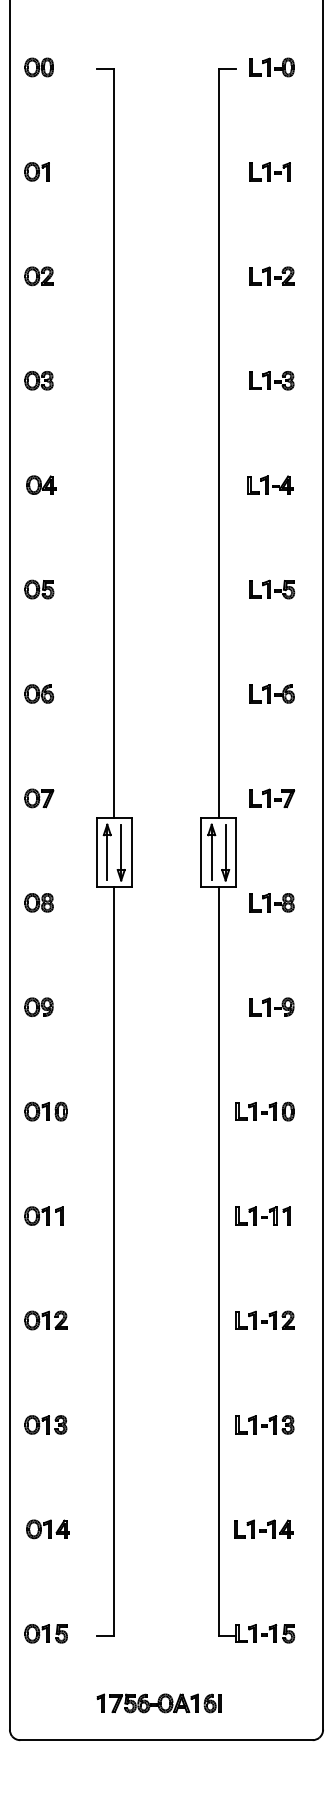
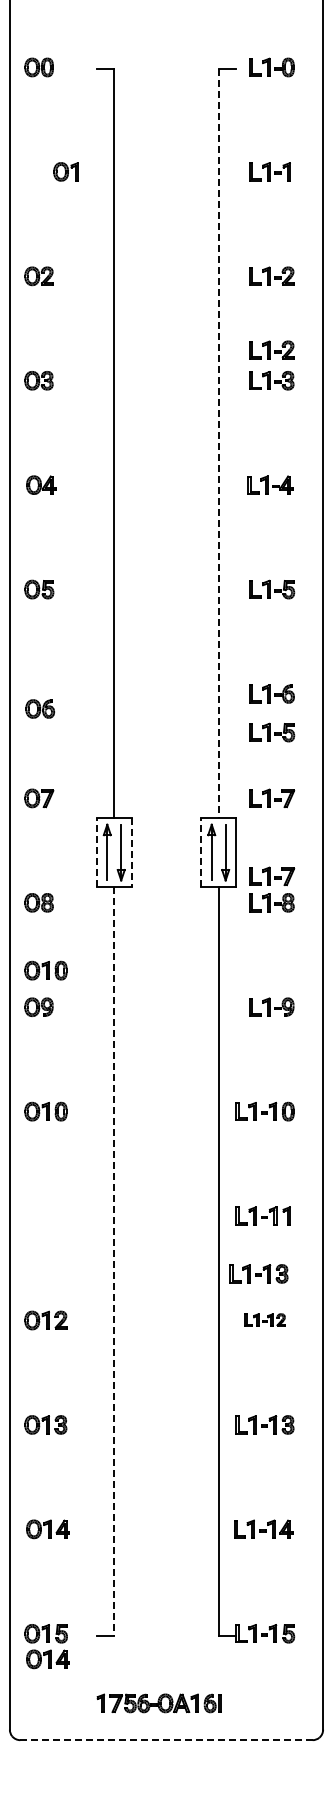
part position: (36, 171) -> (65, 171) (65, 171)
part: none -> present (271, 349)
line: solid -> dashed (218, 444)
part position: (39, 693) -> (40, 708) (40, 708)
part: none -> present (272, 732)
line: solid -> dashed (96, 852)
line: solid -> dashed (131, 852)
line: solid -> dashed (201, 852)
part: none -> present (272, 876)
part: none -> present (45, 970)
part: present -> none (43, 1215)
line: solid -> dashed (114, 1262)
part: none -> present (258, 1273)
part size: 60x20 px -> 42x14 px (264, 1319)
part: none -> present (47, 1659)
line: solid -> dashed (165, 1740)
